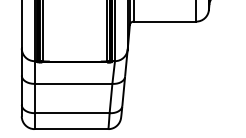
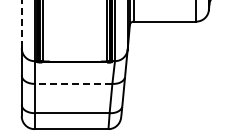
line: solid -> dashed (21, 24)
line: solid -> dashed (73, 83)
